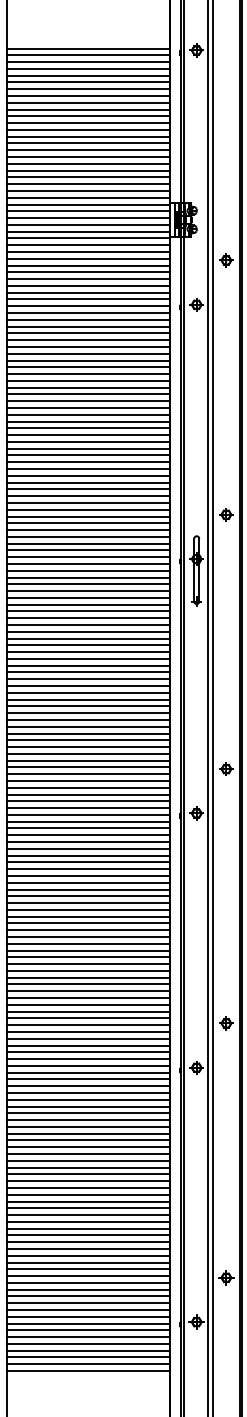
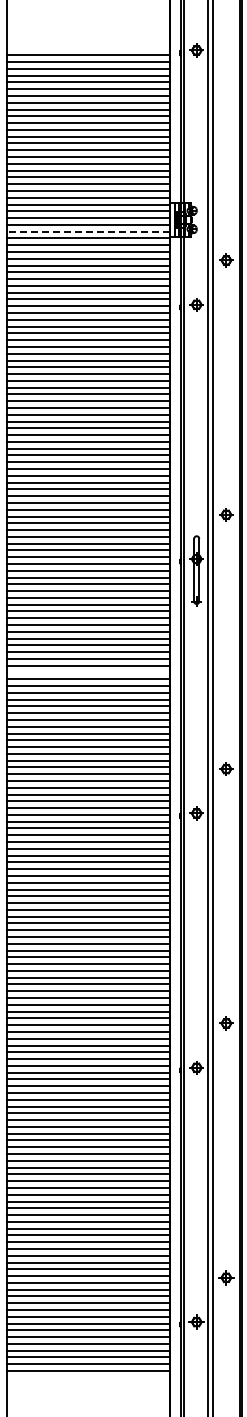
line: present -> none (88, 48)
line: solid -> dashed (88, 231)
line: present -> none (88, 672)
